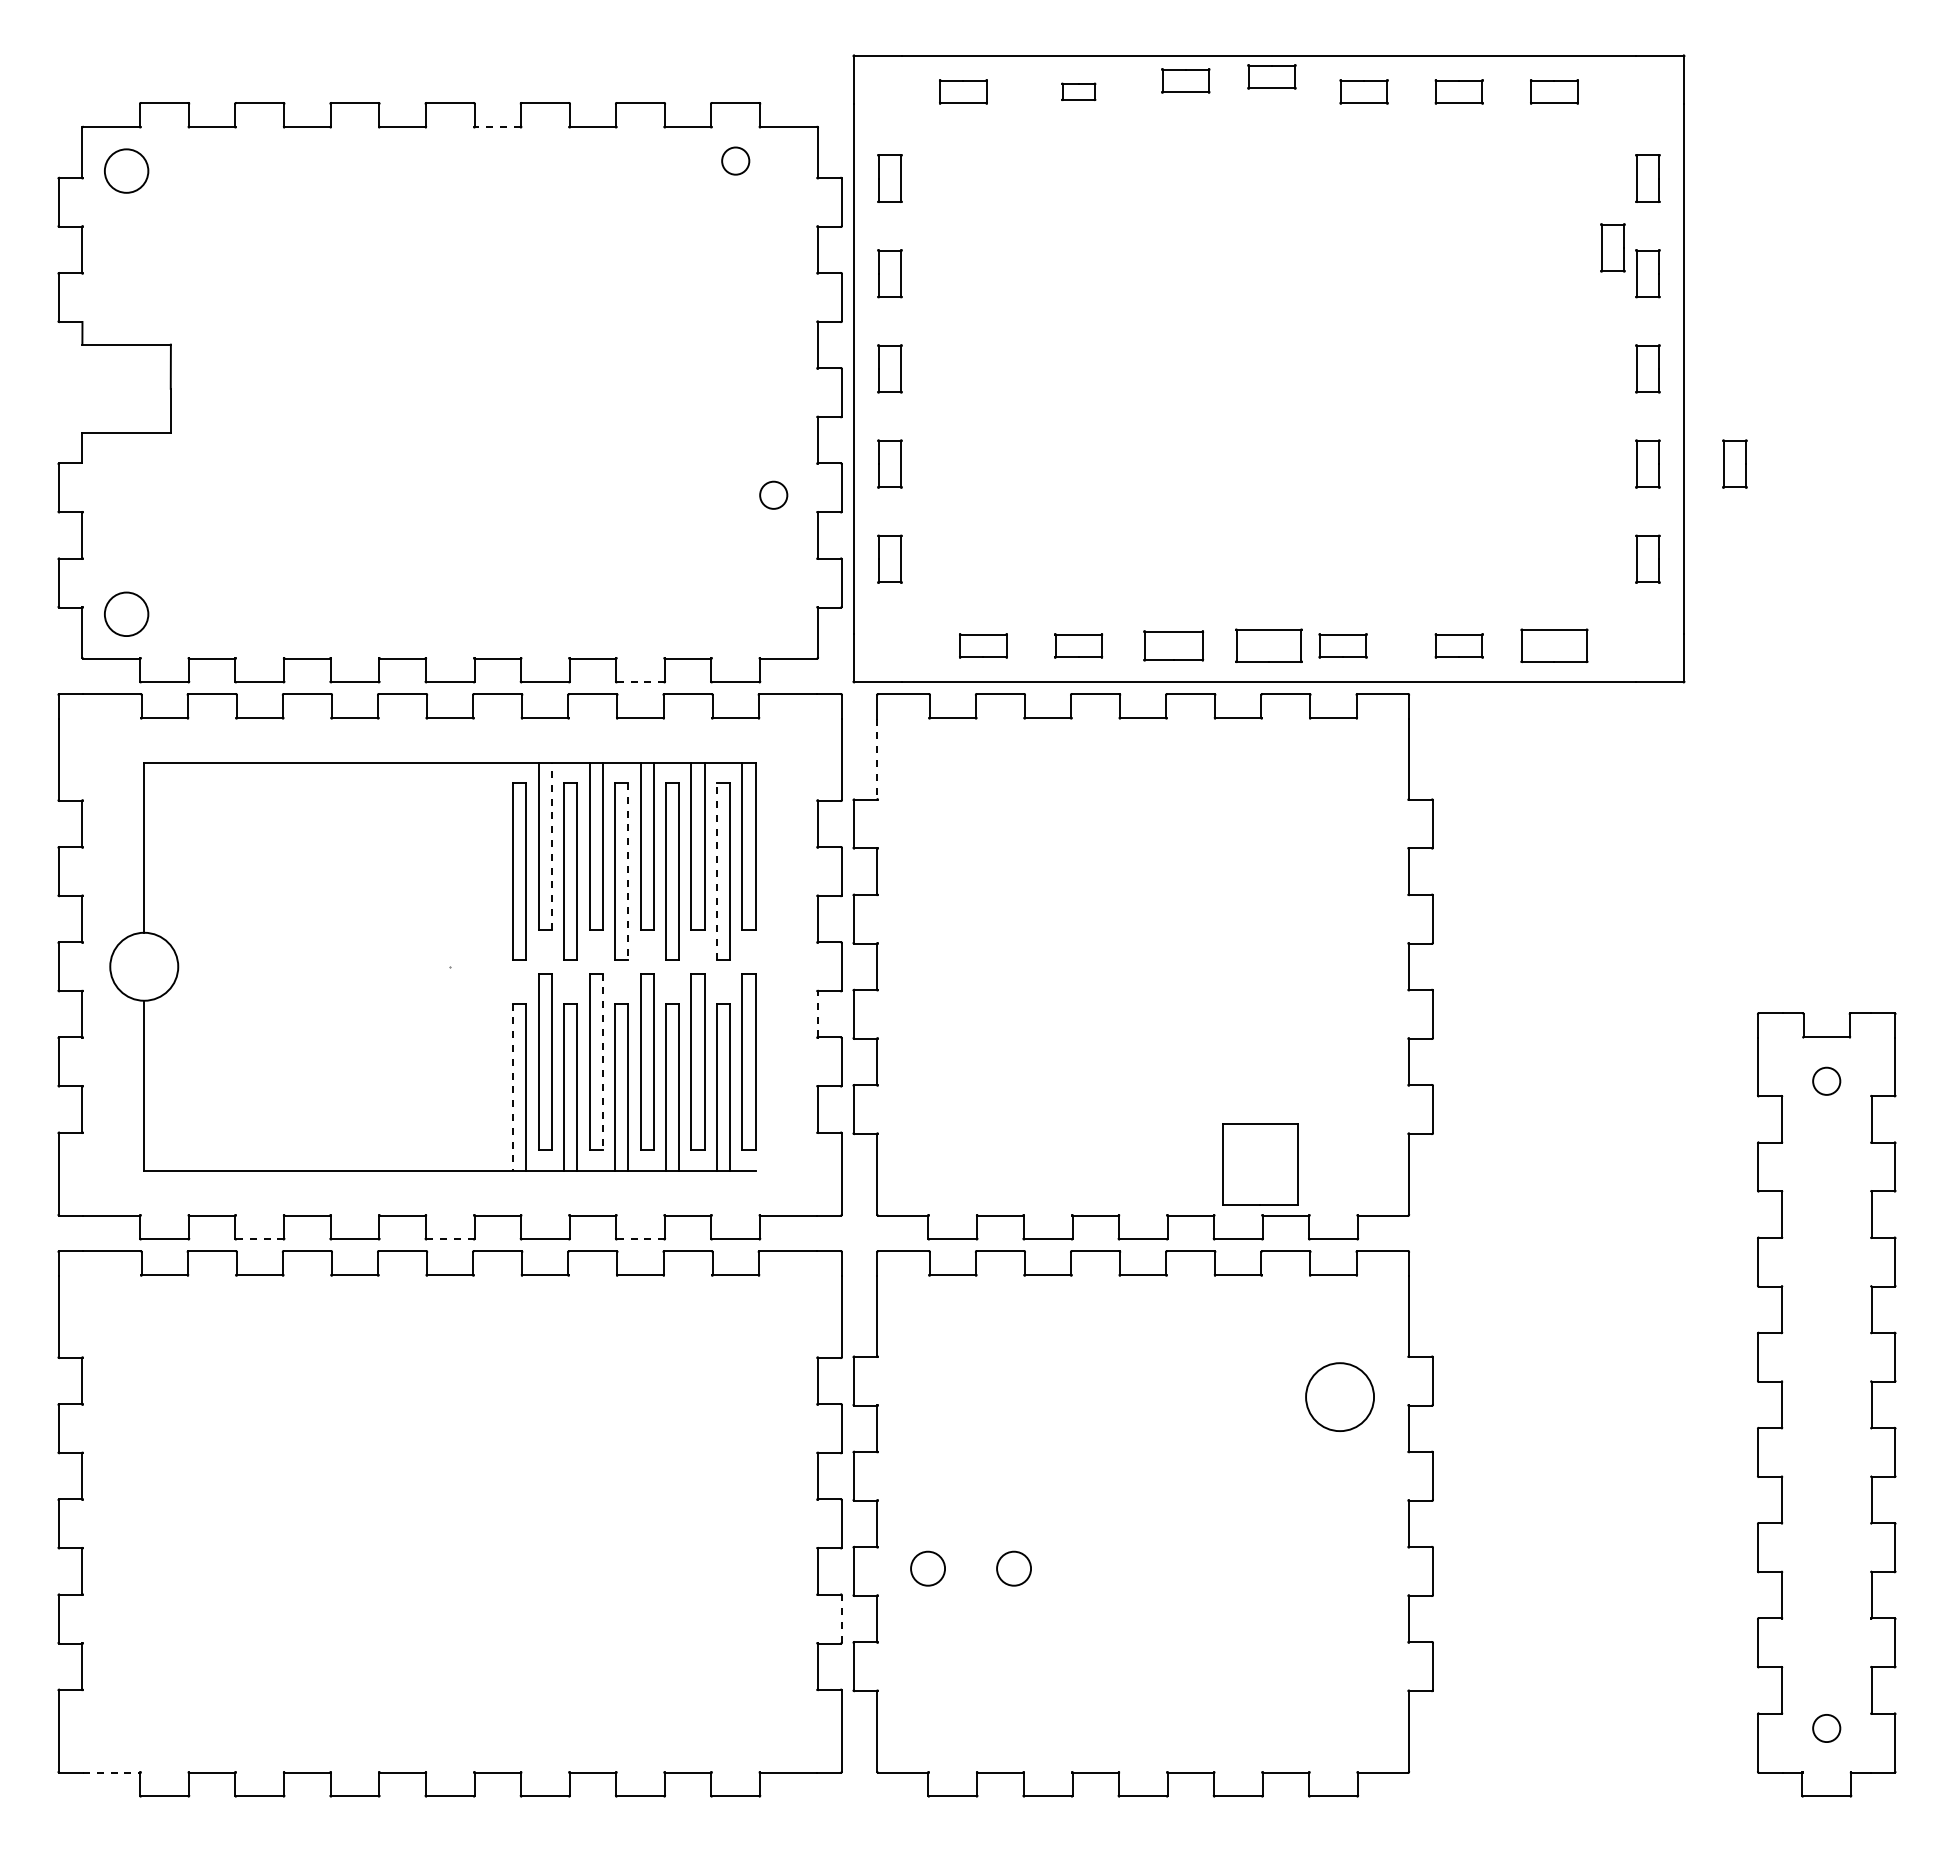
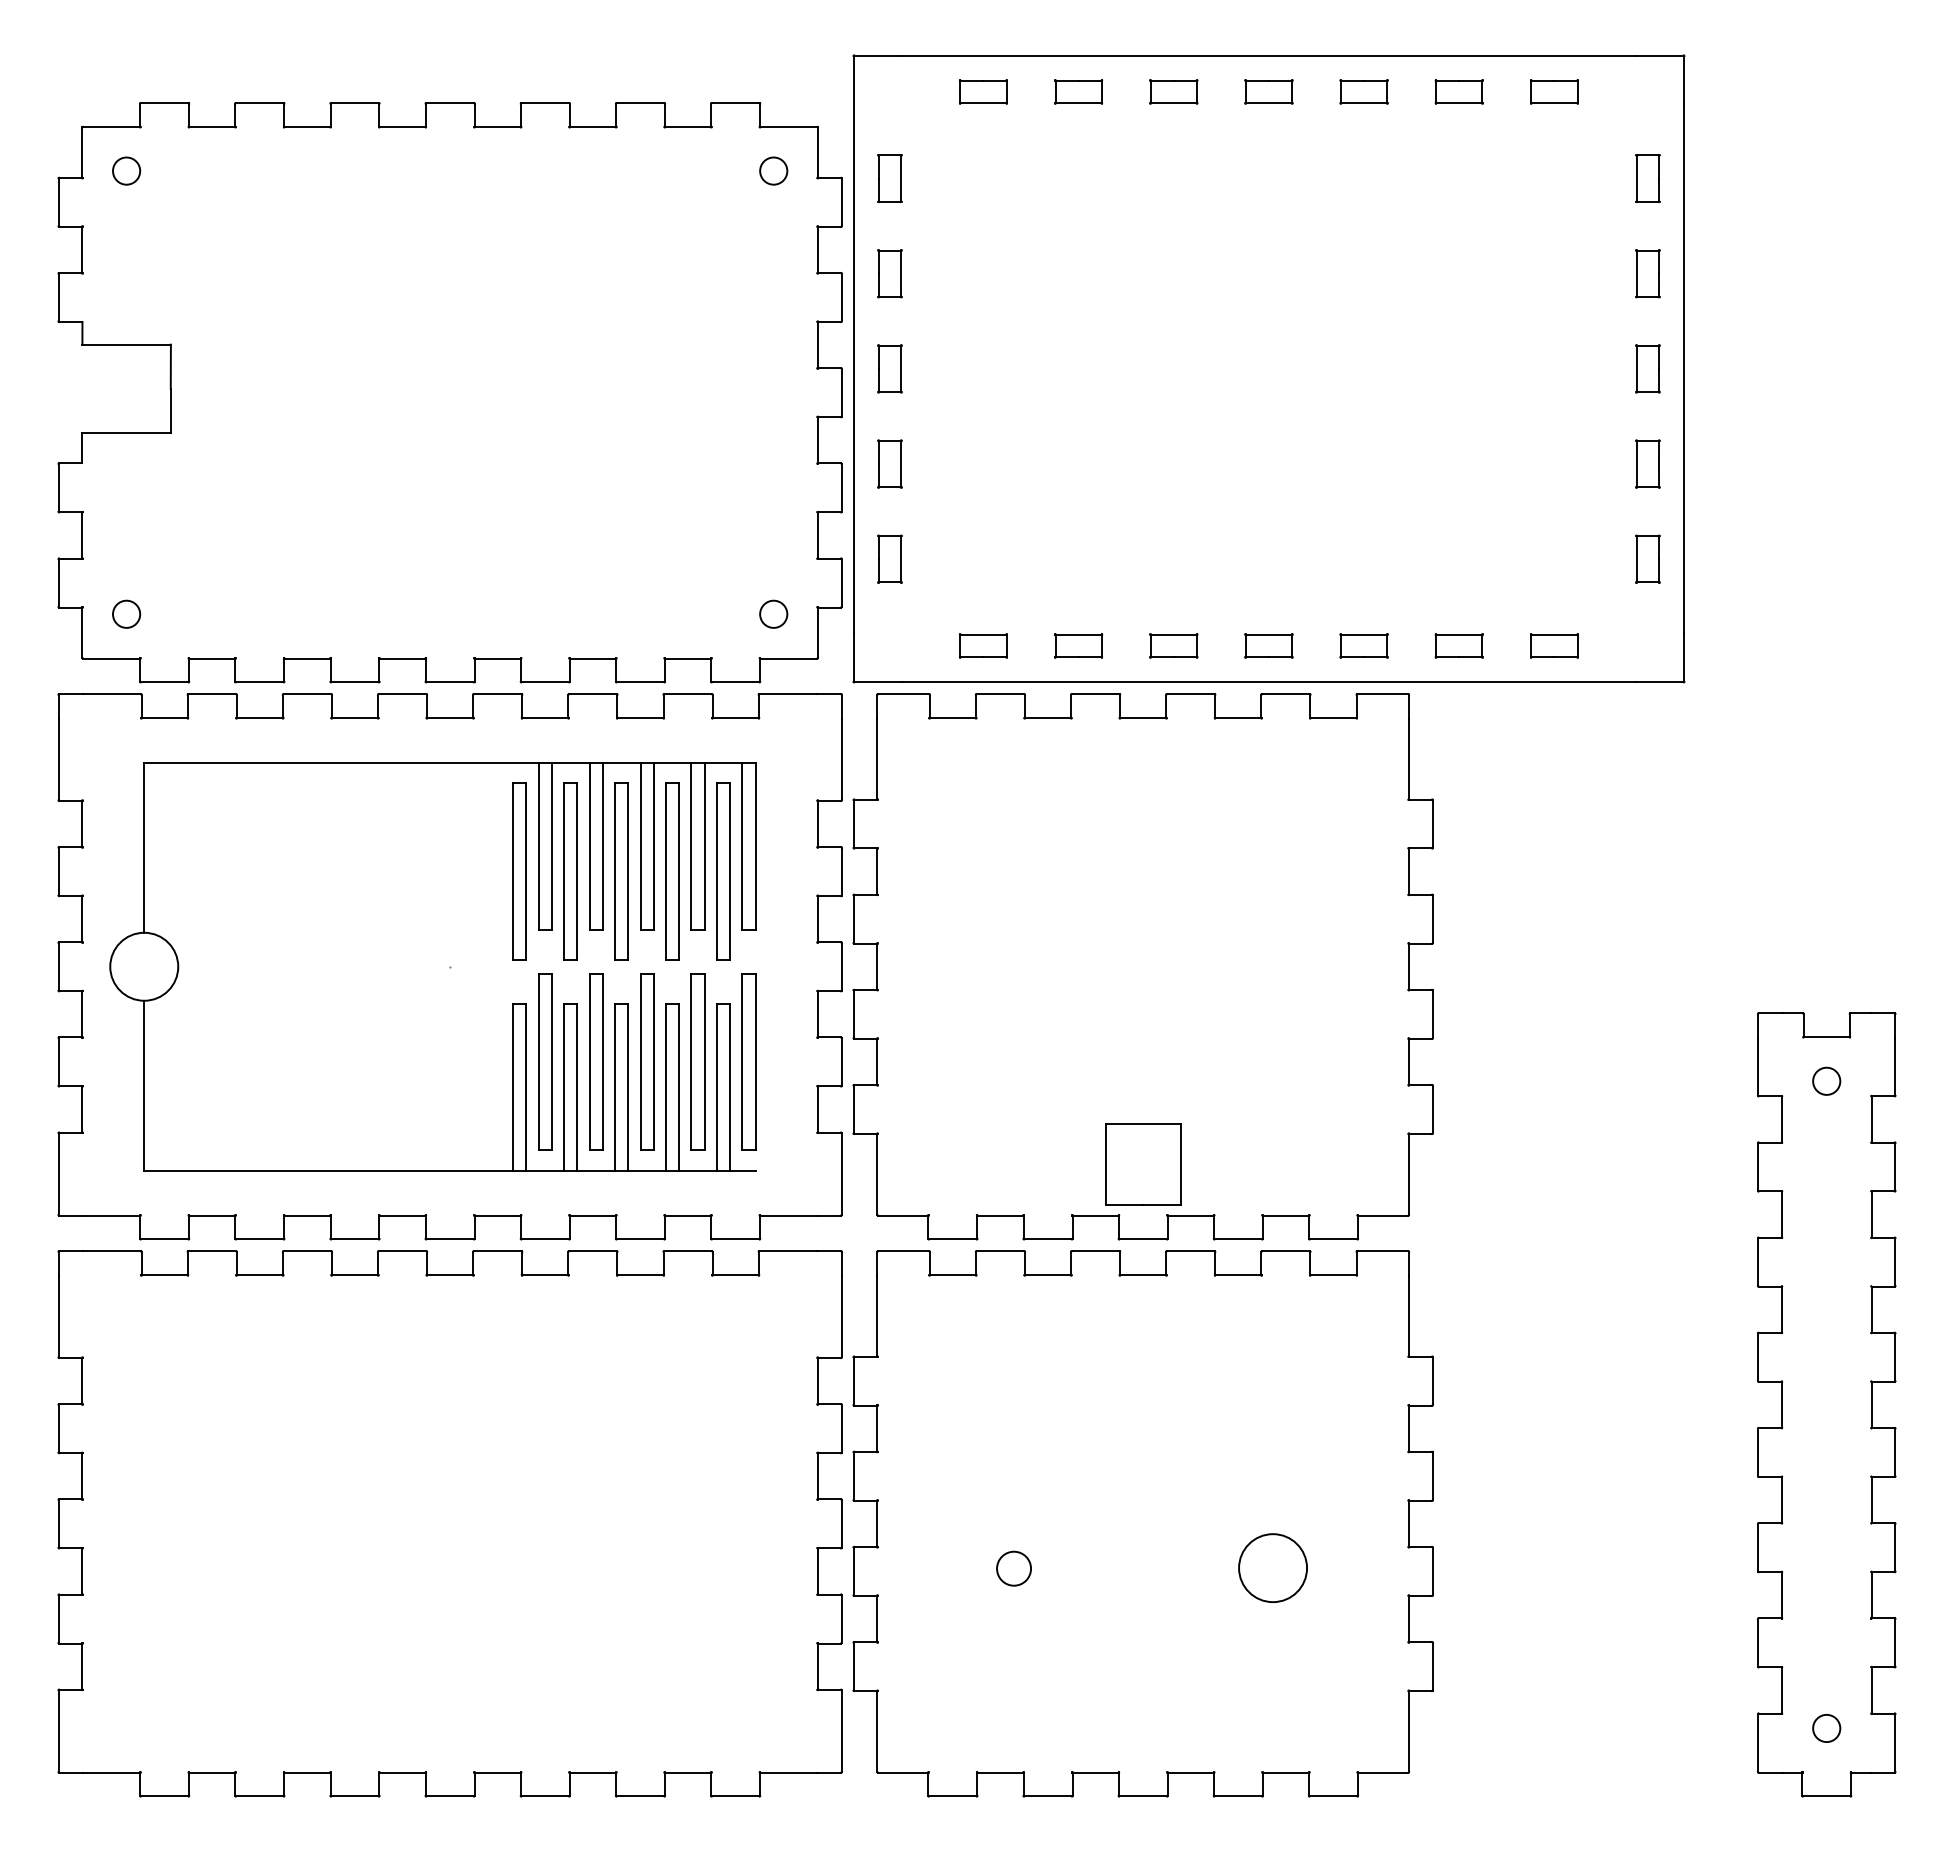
part position: (1271, 76) -> (1268, 91) (1268, 91)
part position: (1185, 80) -> (1173, 91) (1173, 91)
part position: (963, 91) -> (983, 91) (983, 91)
part size: 36x19 px -> 50x26 px (1078, 91)
line: dashed -> solid (497, 126)
circle position: (735, 160) -> (773, 170) (773, 170)
circle diameter: 44 px -> 27 px (126, 170)
part: present -> none (1612, 247)
part: present -> none (1734, 463)
circle position: (773, 494) -> (773, 613) (773, 613)
circle diameter: 44 px -> 27 px (126, 613)
part size: 62x32 px -> 50x26 px (1173, 645)
part size: 68x35 px -> 50x26 px (1268, 645)
part position: (1342, 645) -> (1363, 645) (1363, 645)
part size: 69x35 px -> 49x26 px (1554, 645)
line: dashed -> solid (640, 682)
line: dashed -> solid (877, 759)
line: dashed -> solid (552, 845)
line: dashed -> solid (716, 870)
line: dashed -> solid (628, 871)
line: dashed -> solid (817, 1013)
line: dashed -> solid (603, 1062)
line: dashed -> solid (512, 1087)
part position: (1260, 1164) -> (1143, 1164) (1143, 1164)
line: dashed -> solid (259, 1239)
line: dashed -> solid (450, 1239)
line: dashed -> solid (640, 1239)
circle position: (1339, 1396) -> (1272, 1567) (1272, 1567)
circle: present -> none (927, 1568)
line: dashed -> solid (841, 1619)
line: dashed -> solid (111, 1772)
